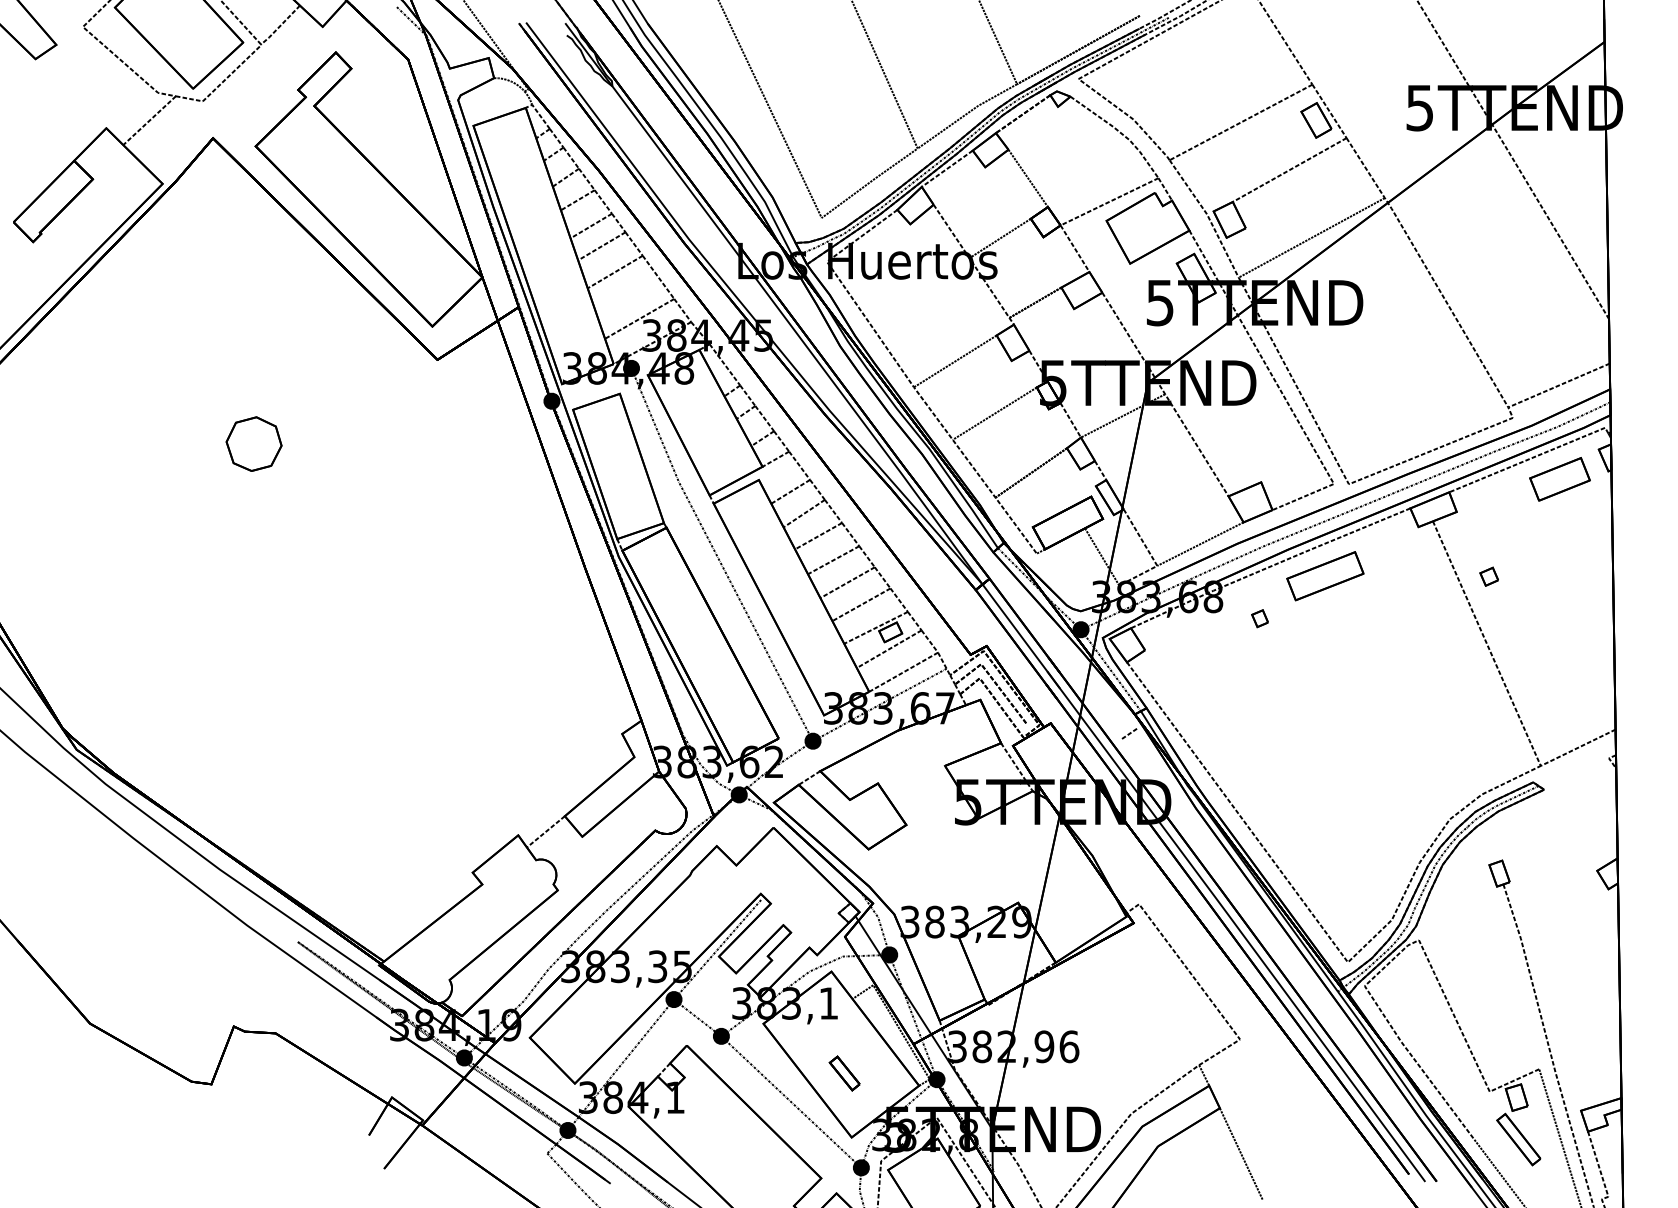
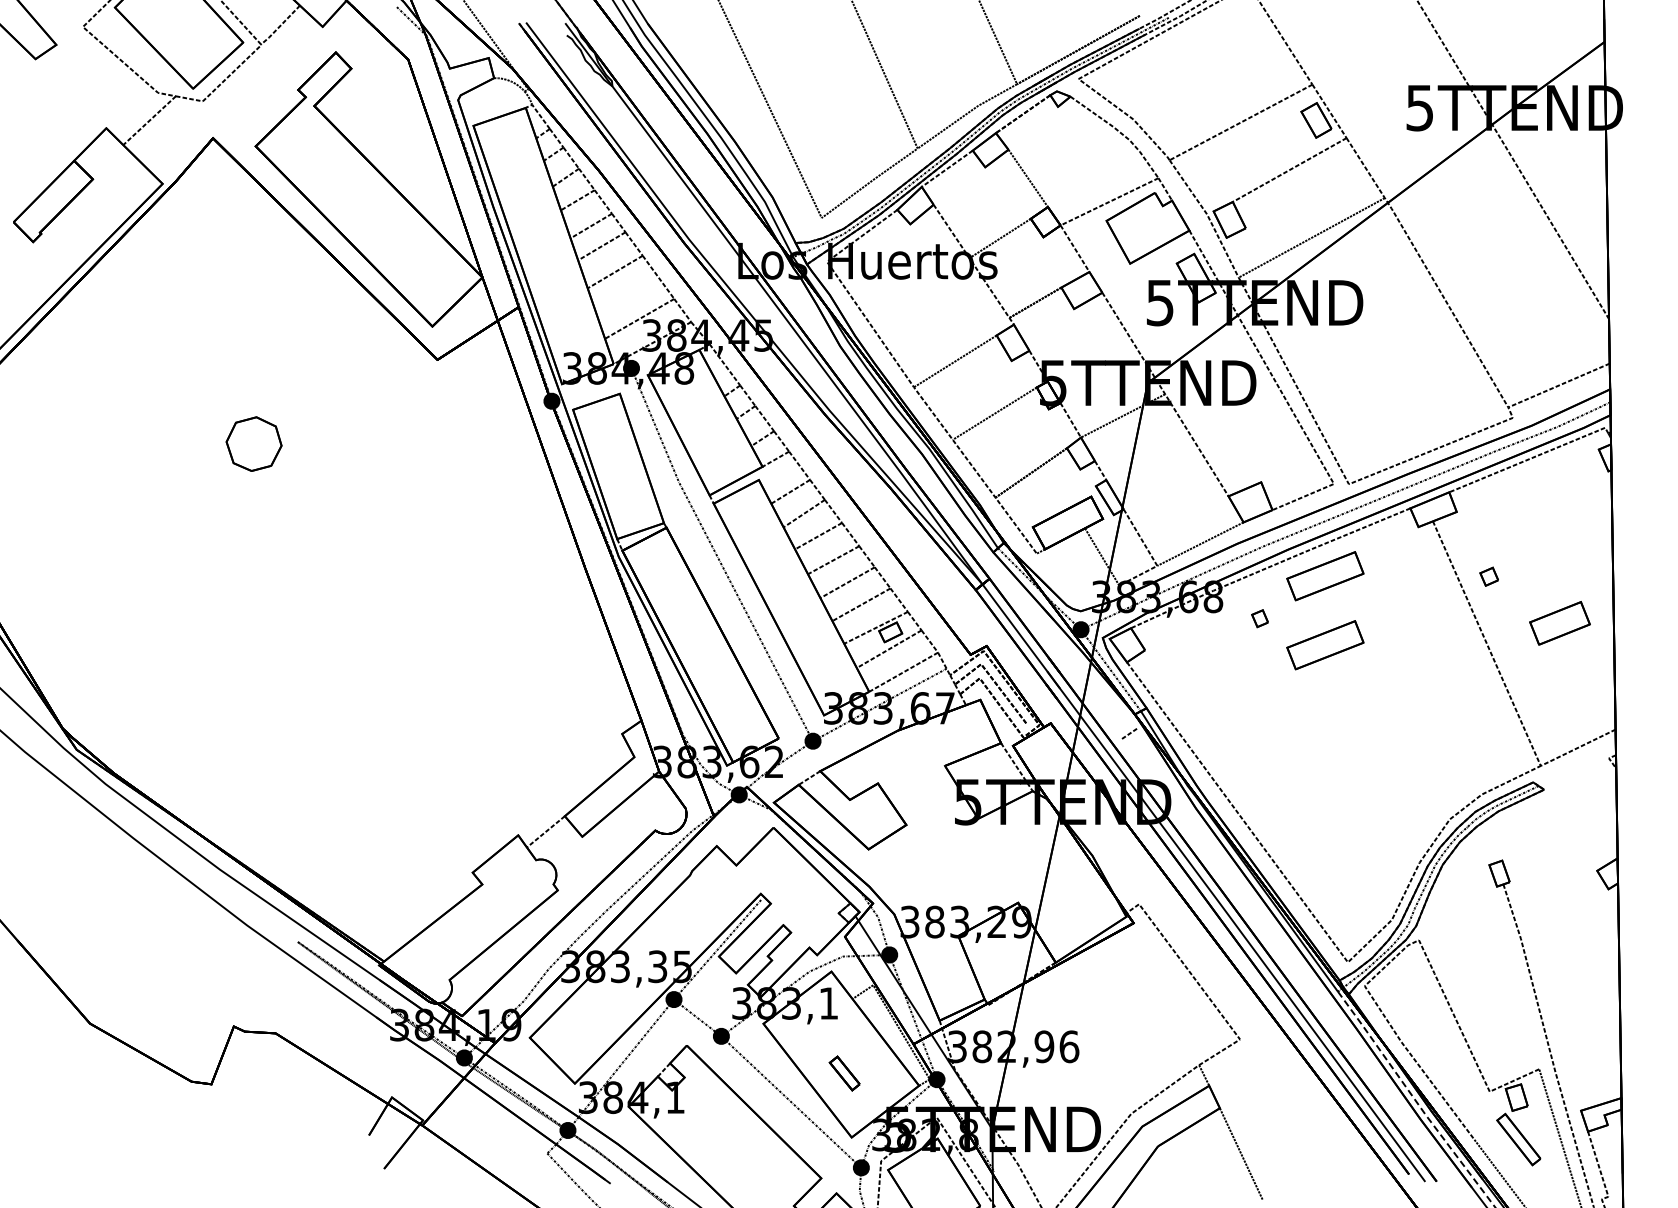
part position: (1559, 479) -> (1559, 623) (1559, 623)
part: none -> present (1325, 645)
line: solid -> dashed (1415, 1100)
